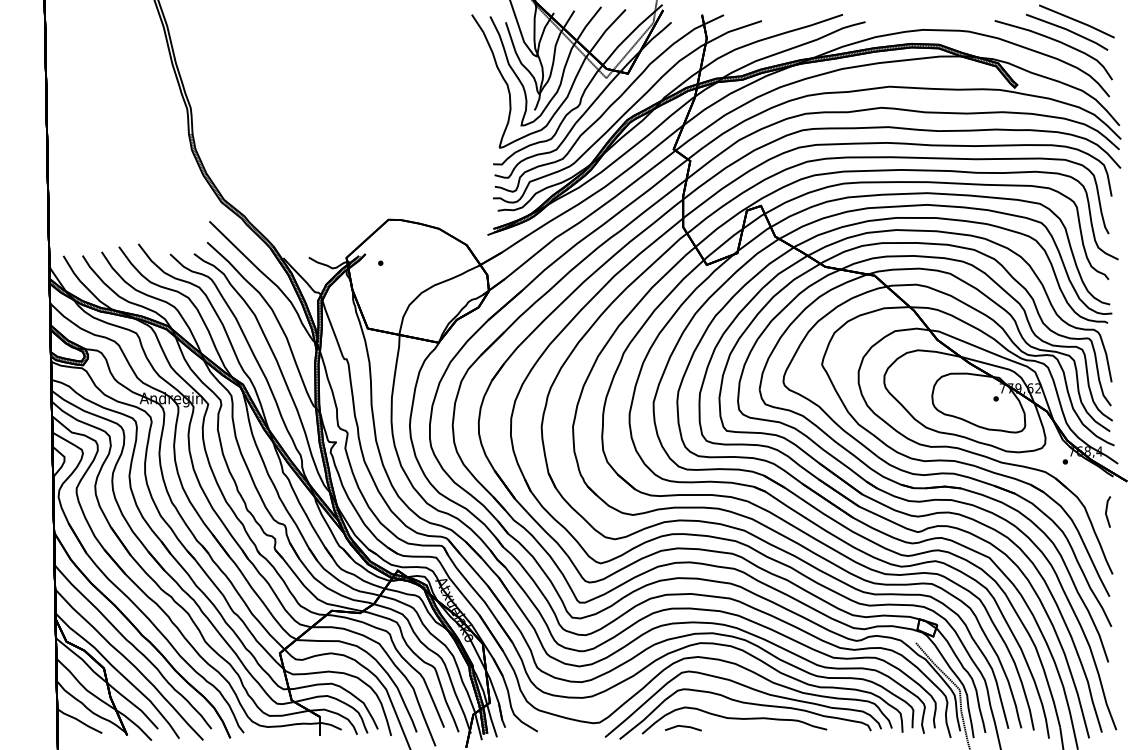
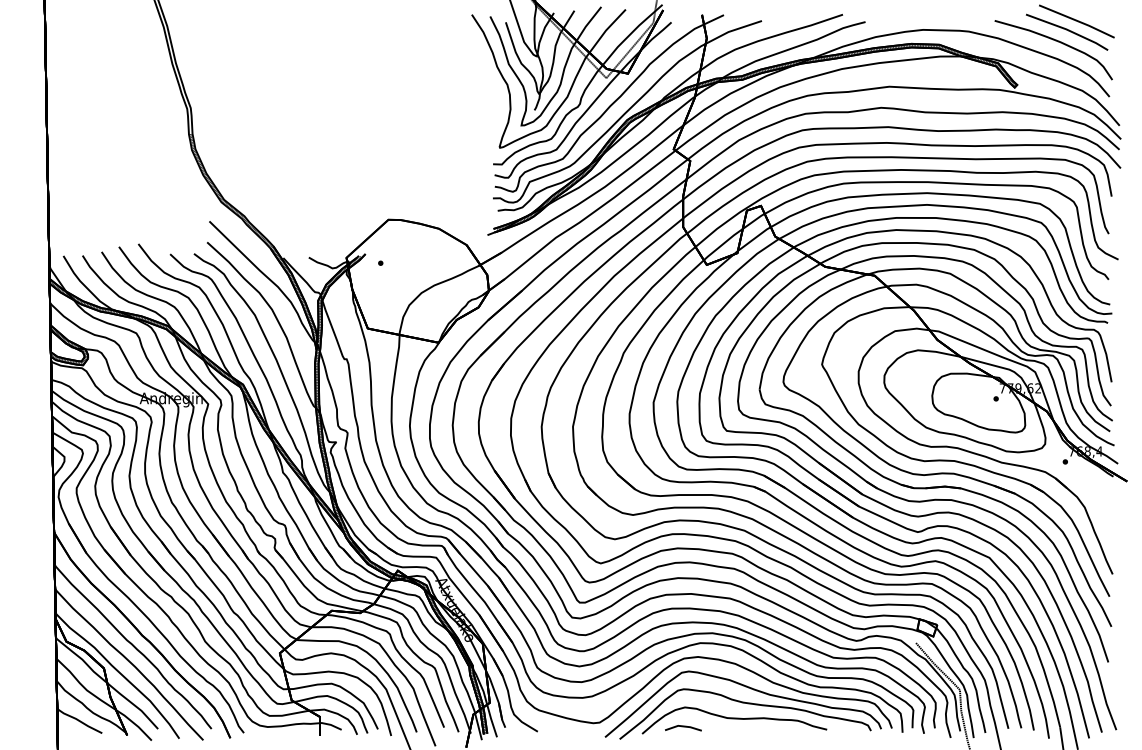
line: present -> none (1107, 511)
